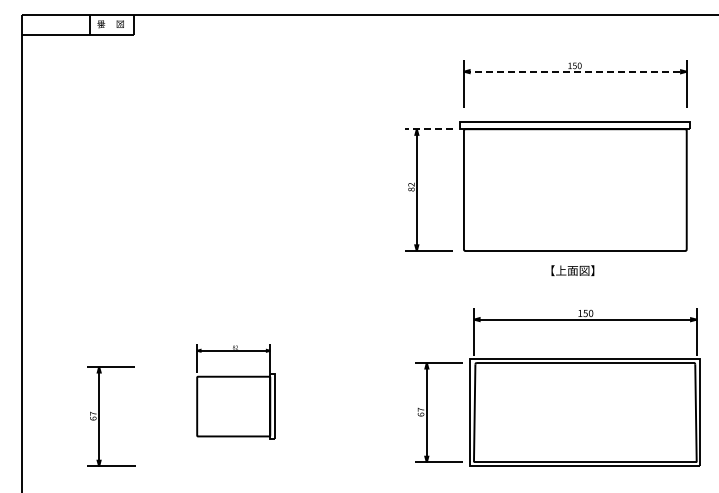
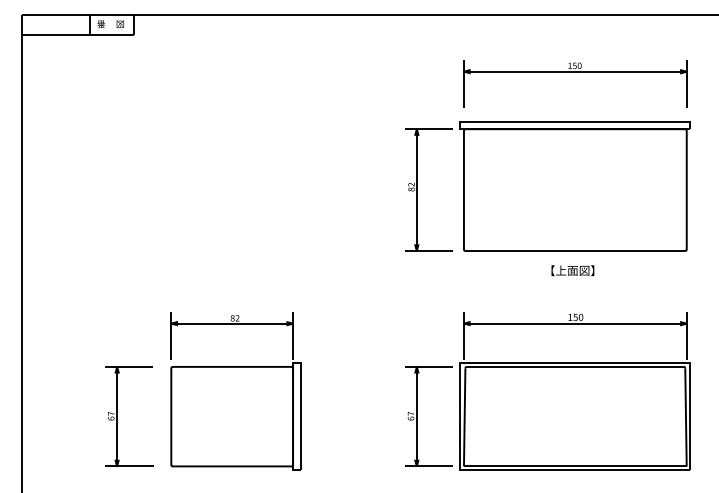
line: dashed -> solid (575, 71)
line: dashed -> solid (428, 129)
part position: (557, 387) -> (547, 391) (547, 391)
part size: 80x96 px -> 132x159 px (235, 391)
part position: (99, 416) -> (117, 416) (117, 416)
